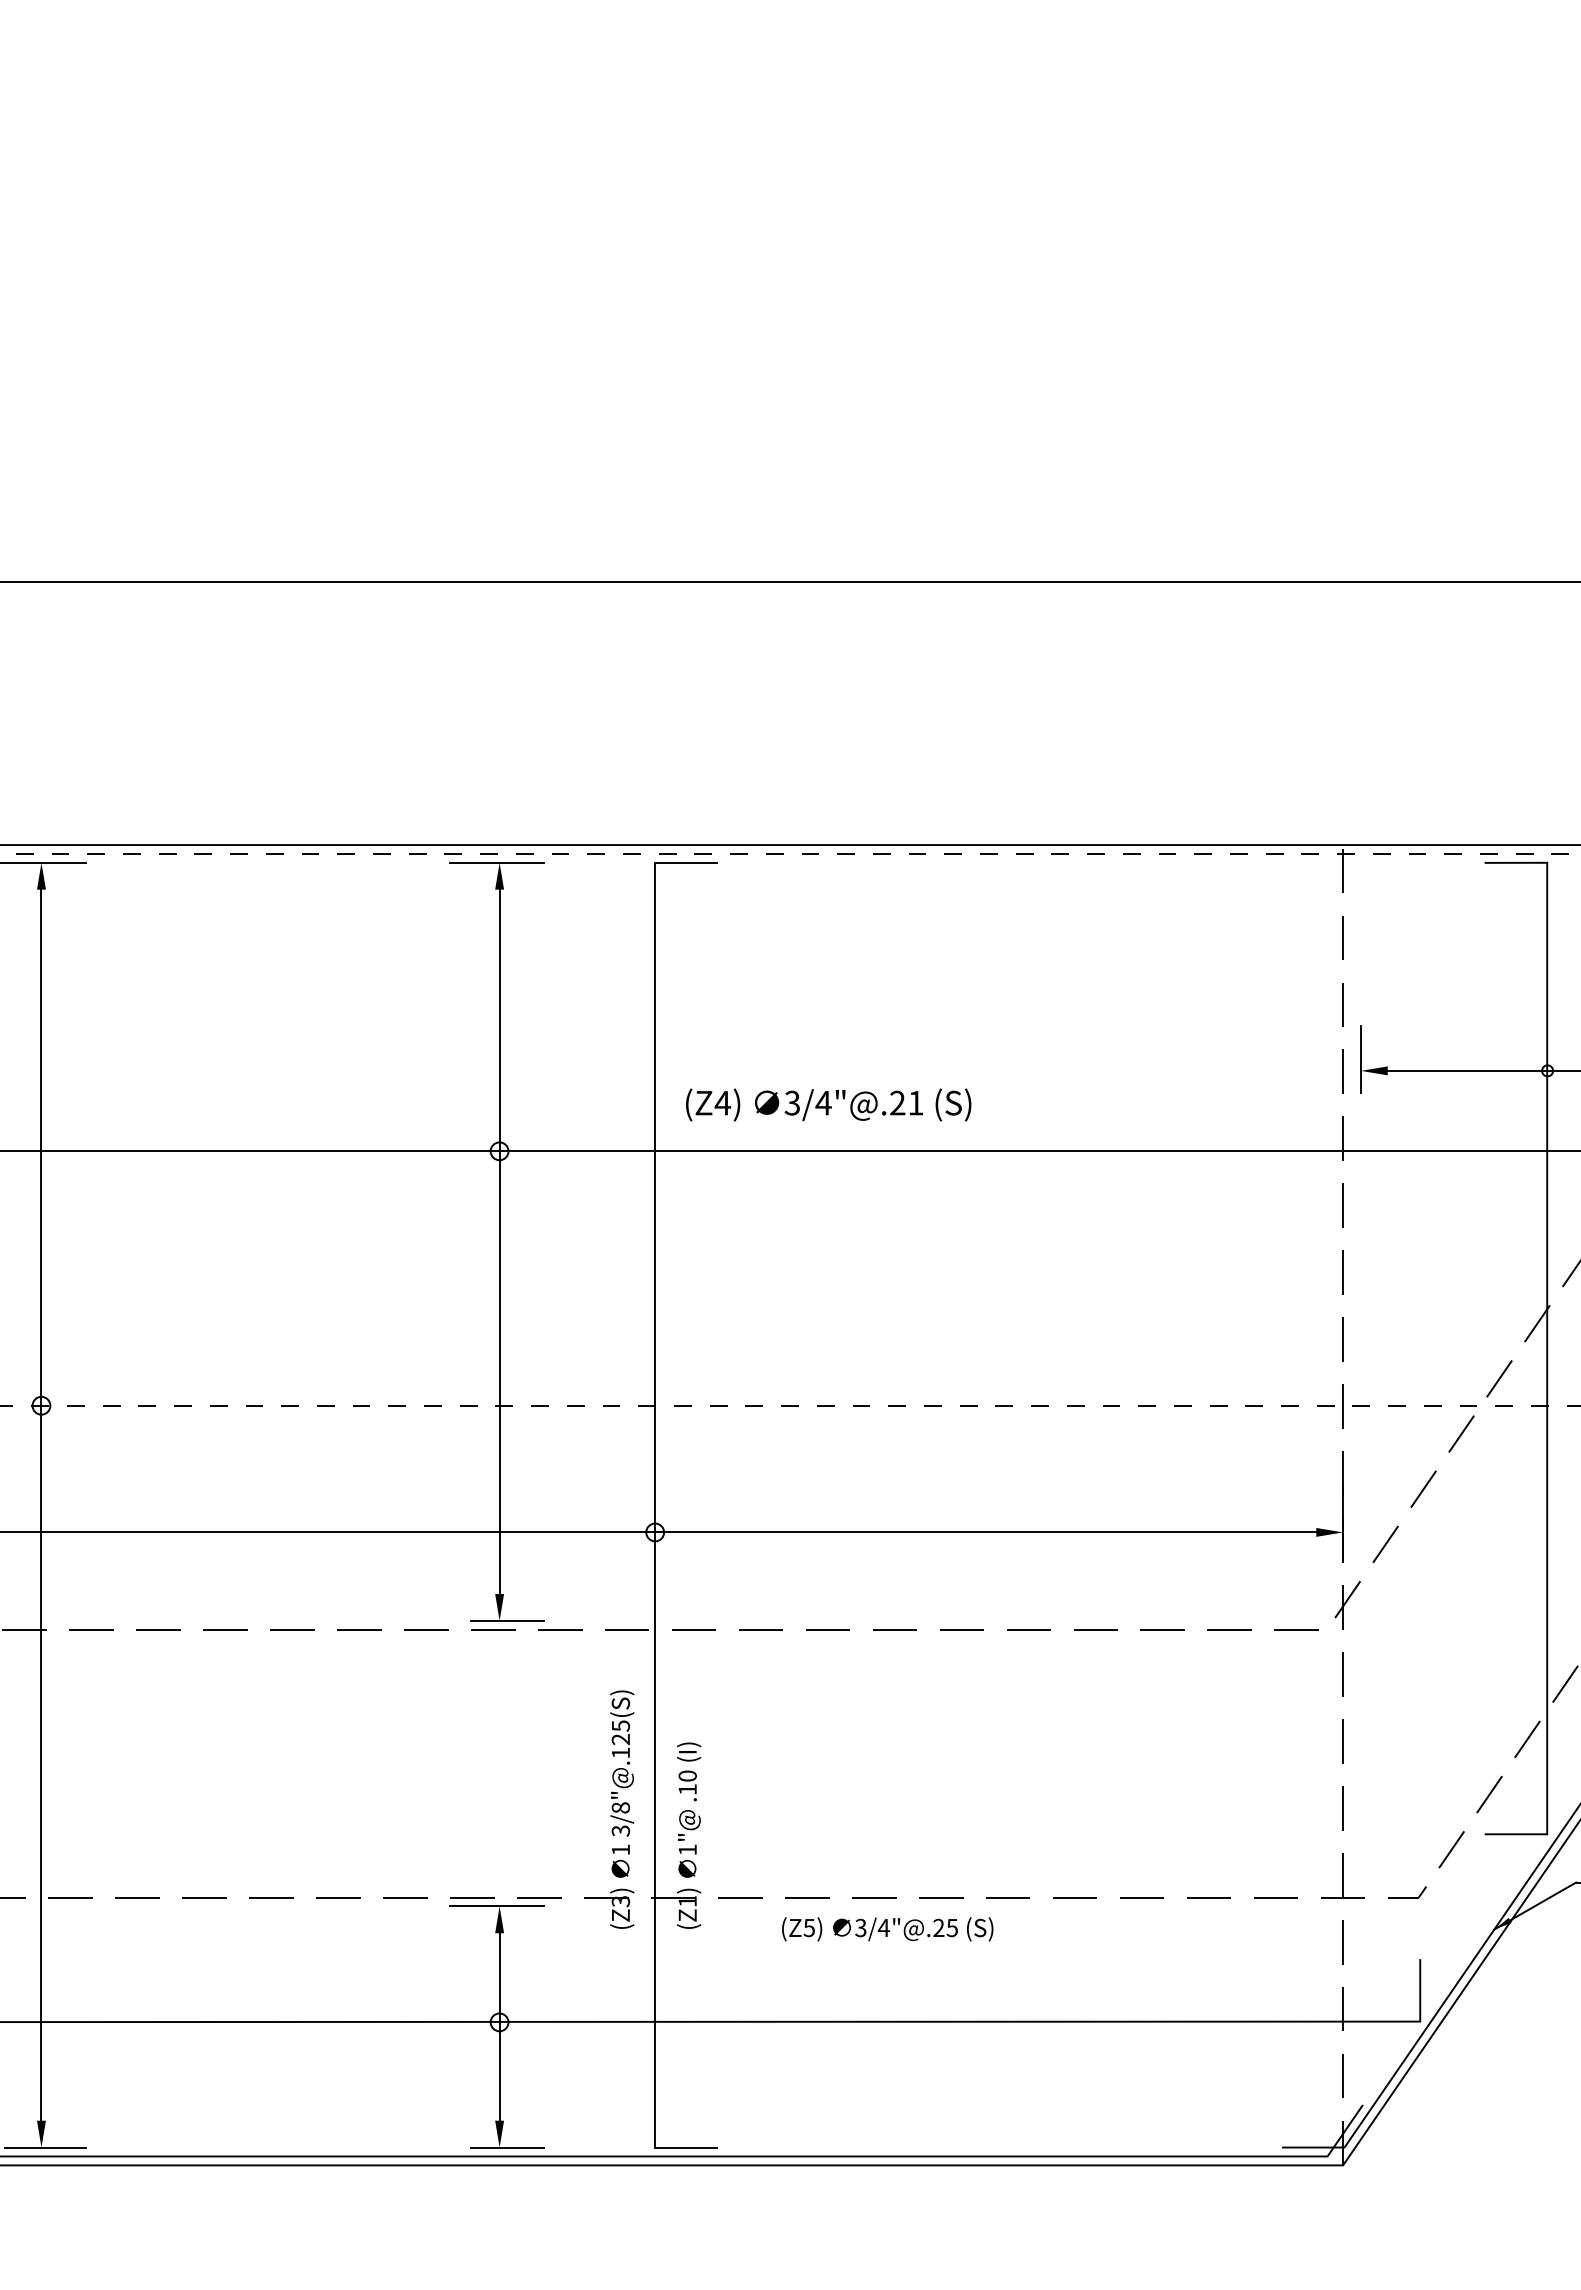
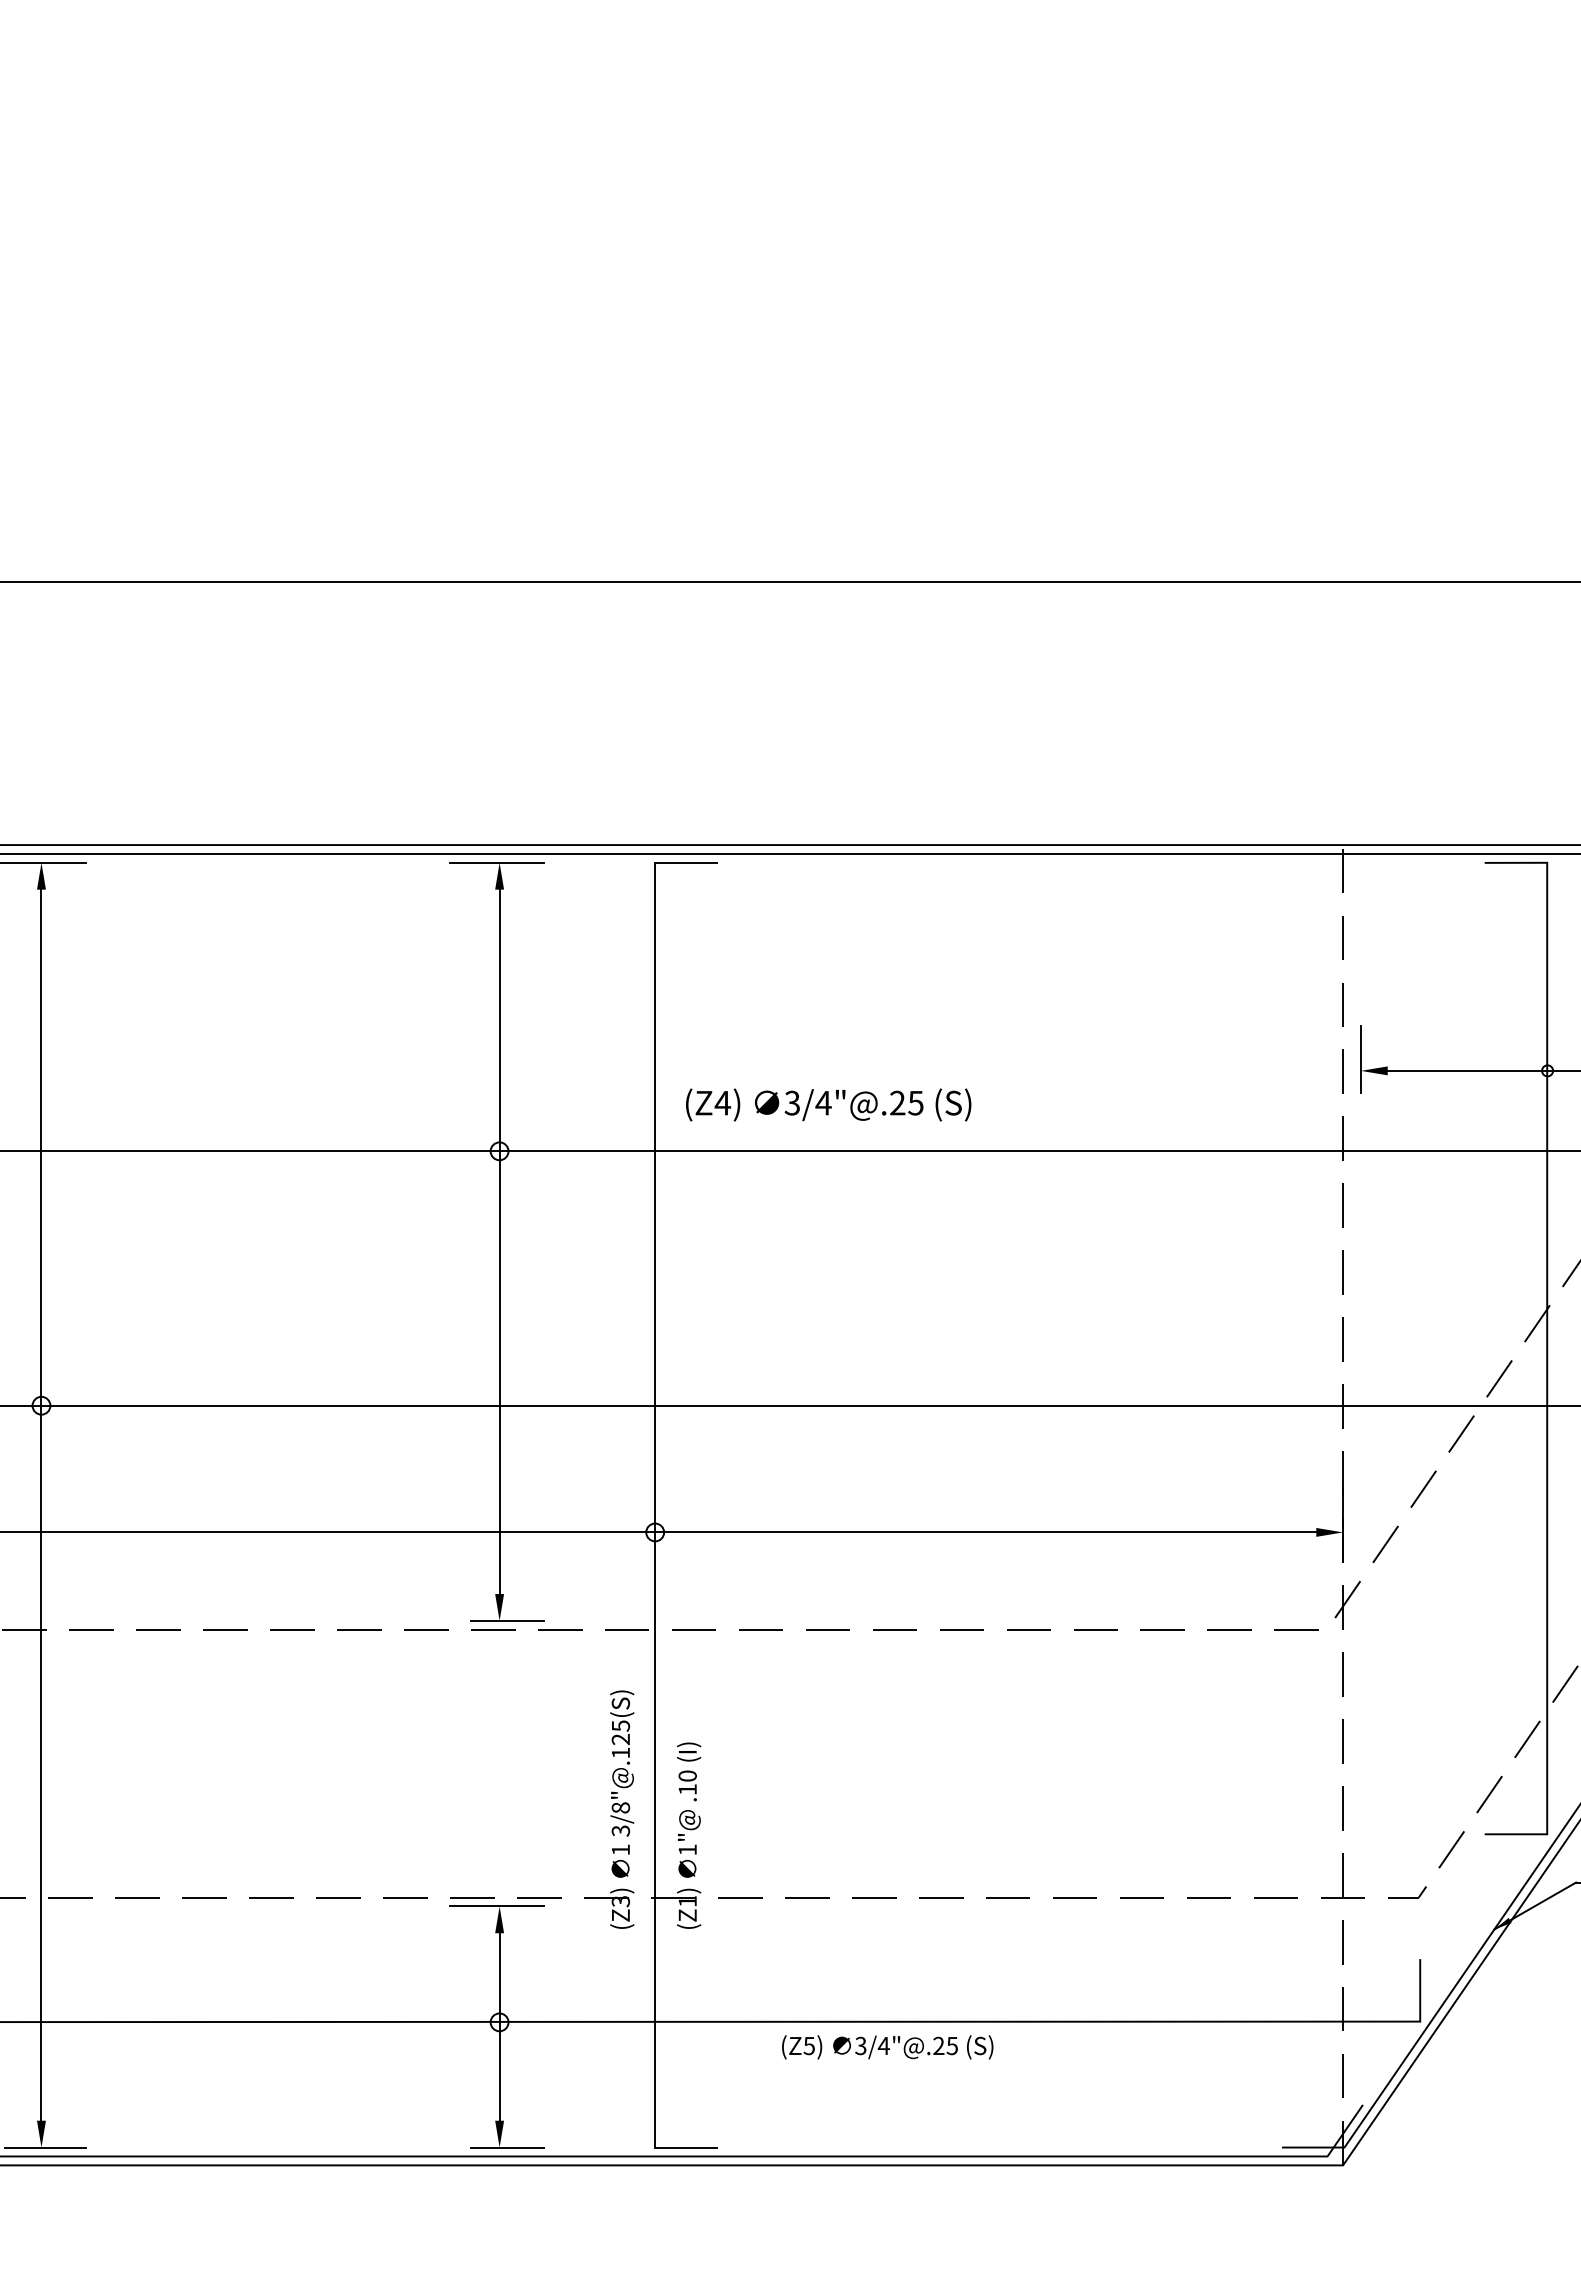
line: dashed -> solid (790, 853)
text: 3/4"@.21 -> 3/4"@.25 (915, 1103)
line: dashed -> solid (790, 1405)
text position: (887, 1929) -> (887, 2047) (887, 2047)
